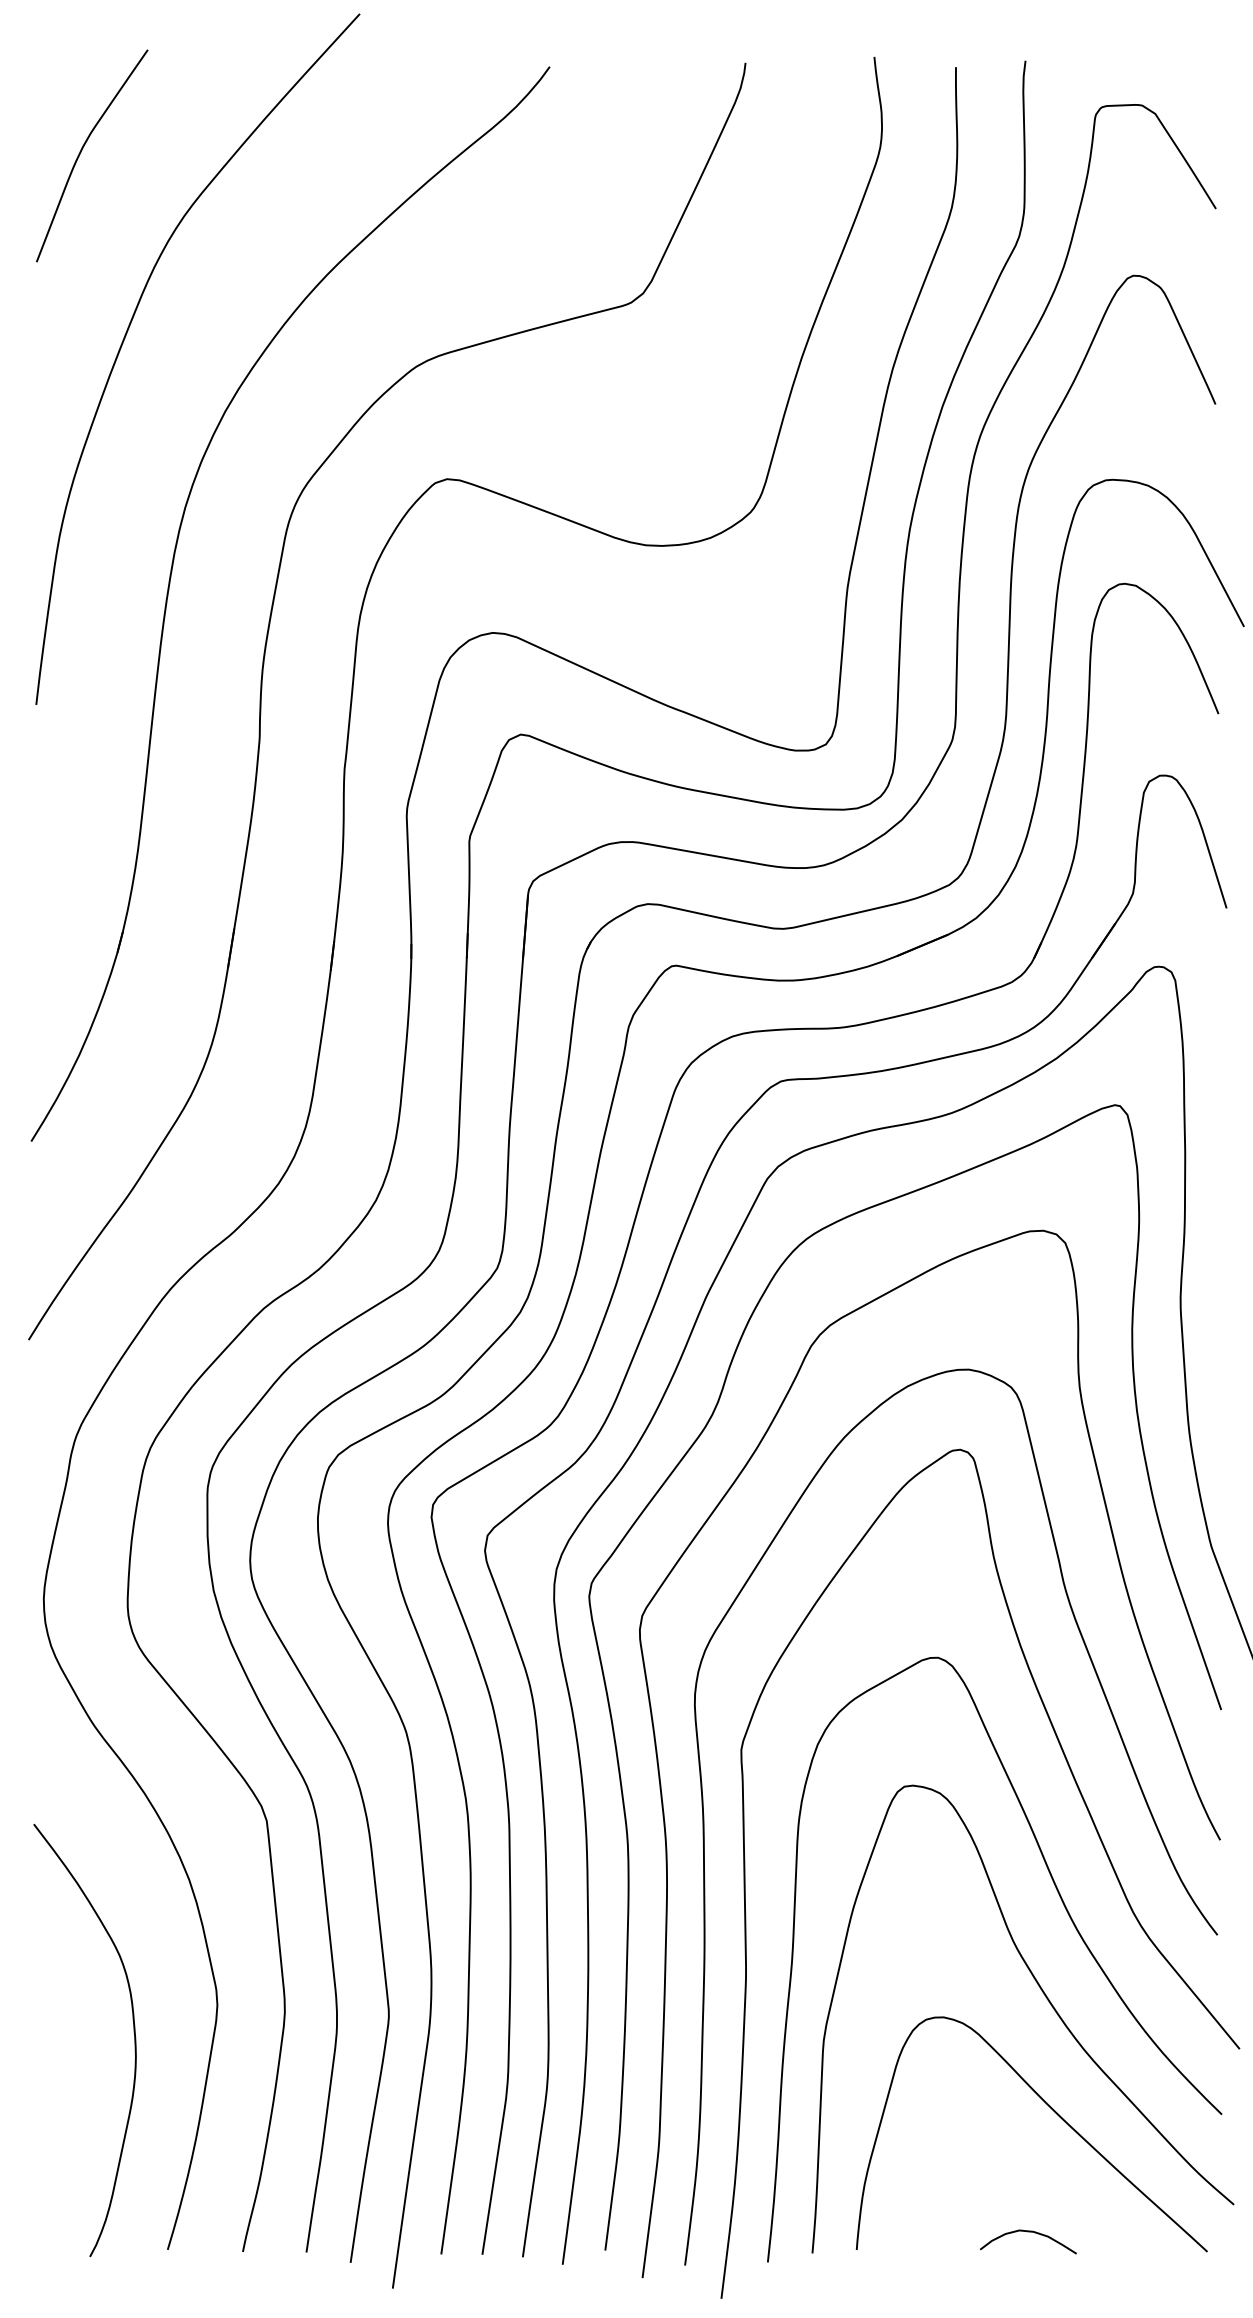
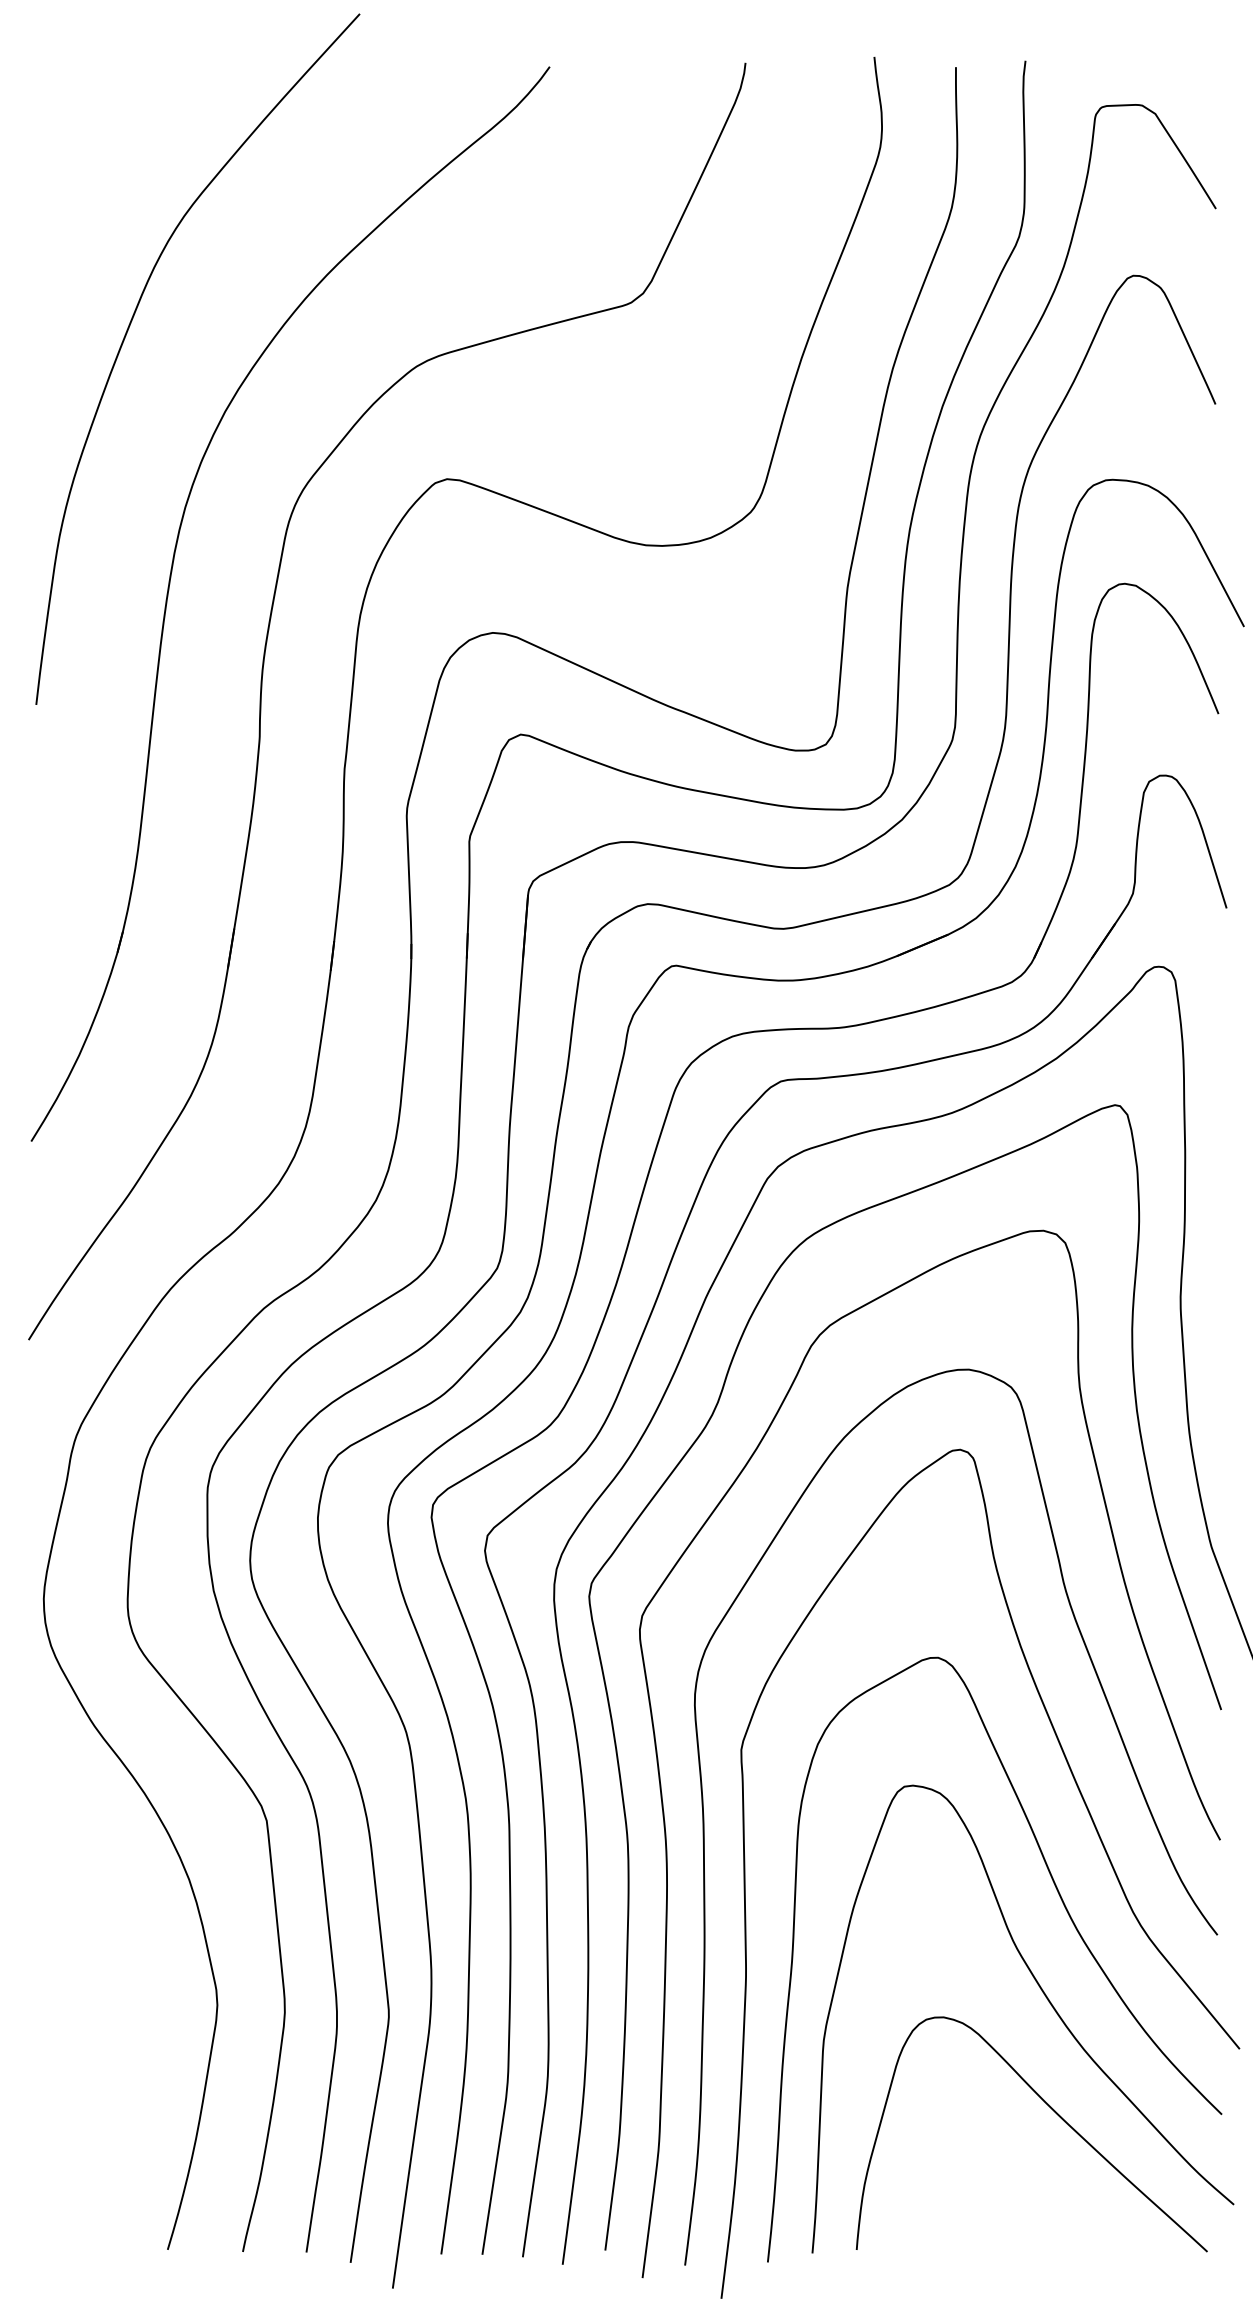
curve: present -> none (82, 150)
curve: present -> none (133, 2032)
curve: present -> none (1028, 2232)
